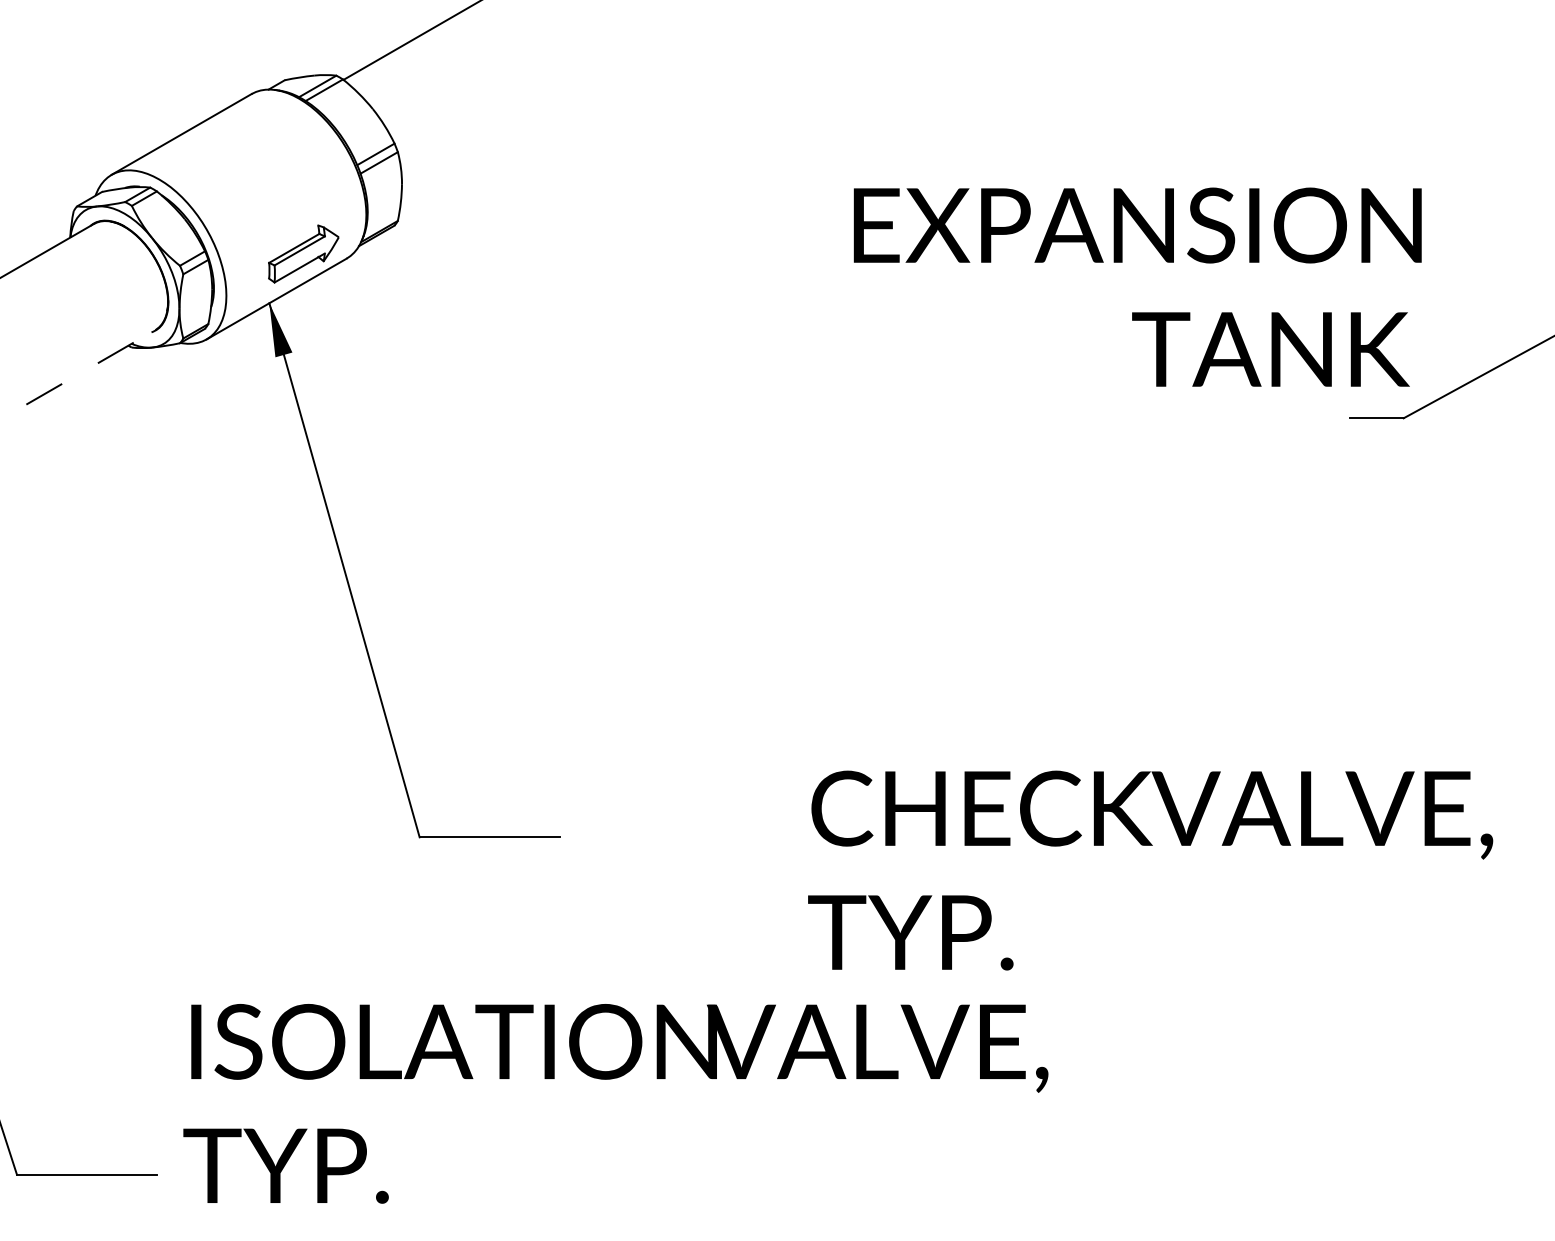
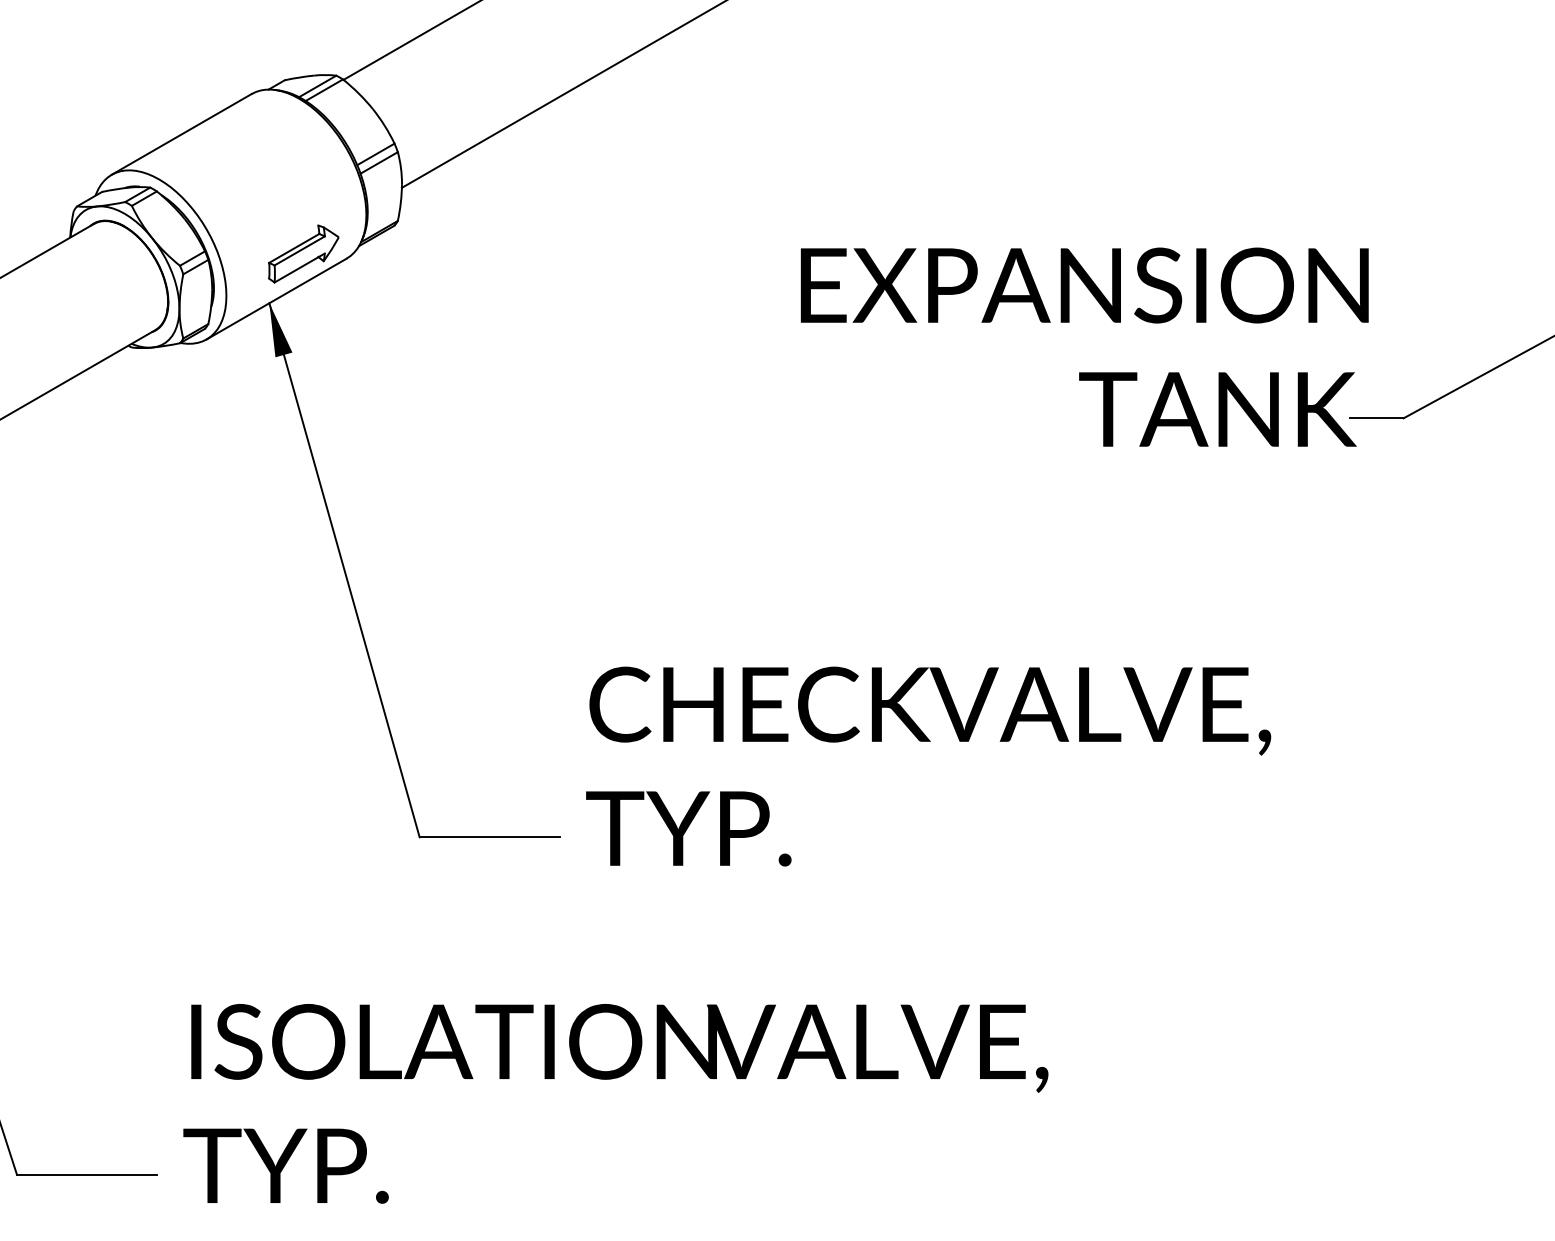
line: none -> present (562, 94)
text position: (1137, 286) -> (1084, 346) (1084, 346)
line: dashed -> solid (78, 374)
text position: (1150, 870) -> (928, 766) (928, 766)
